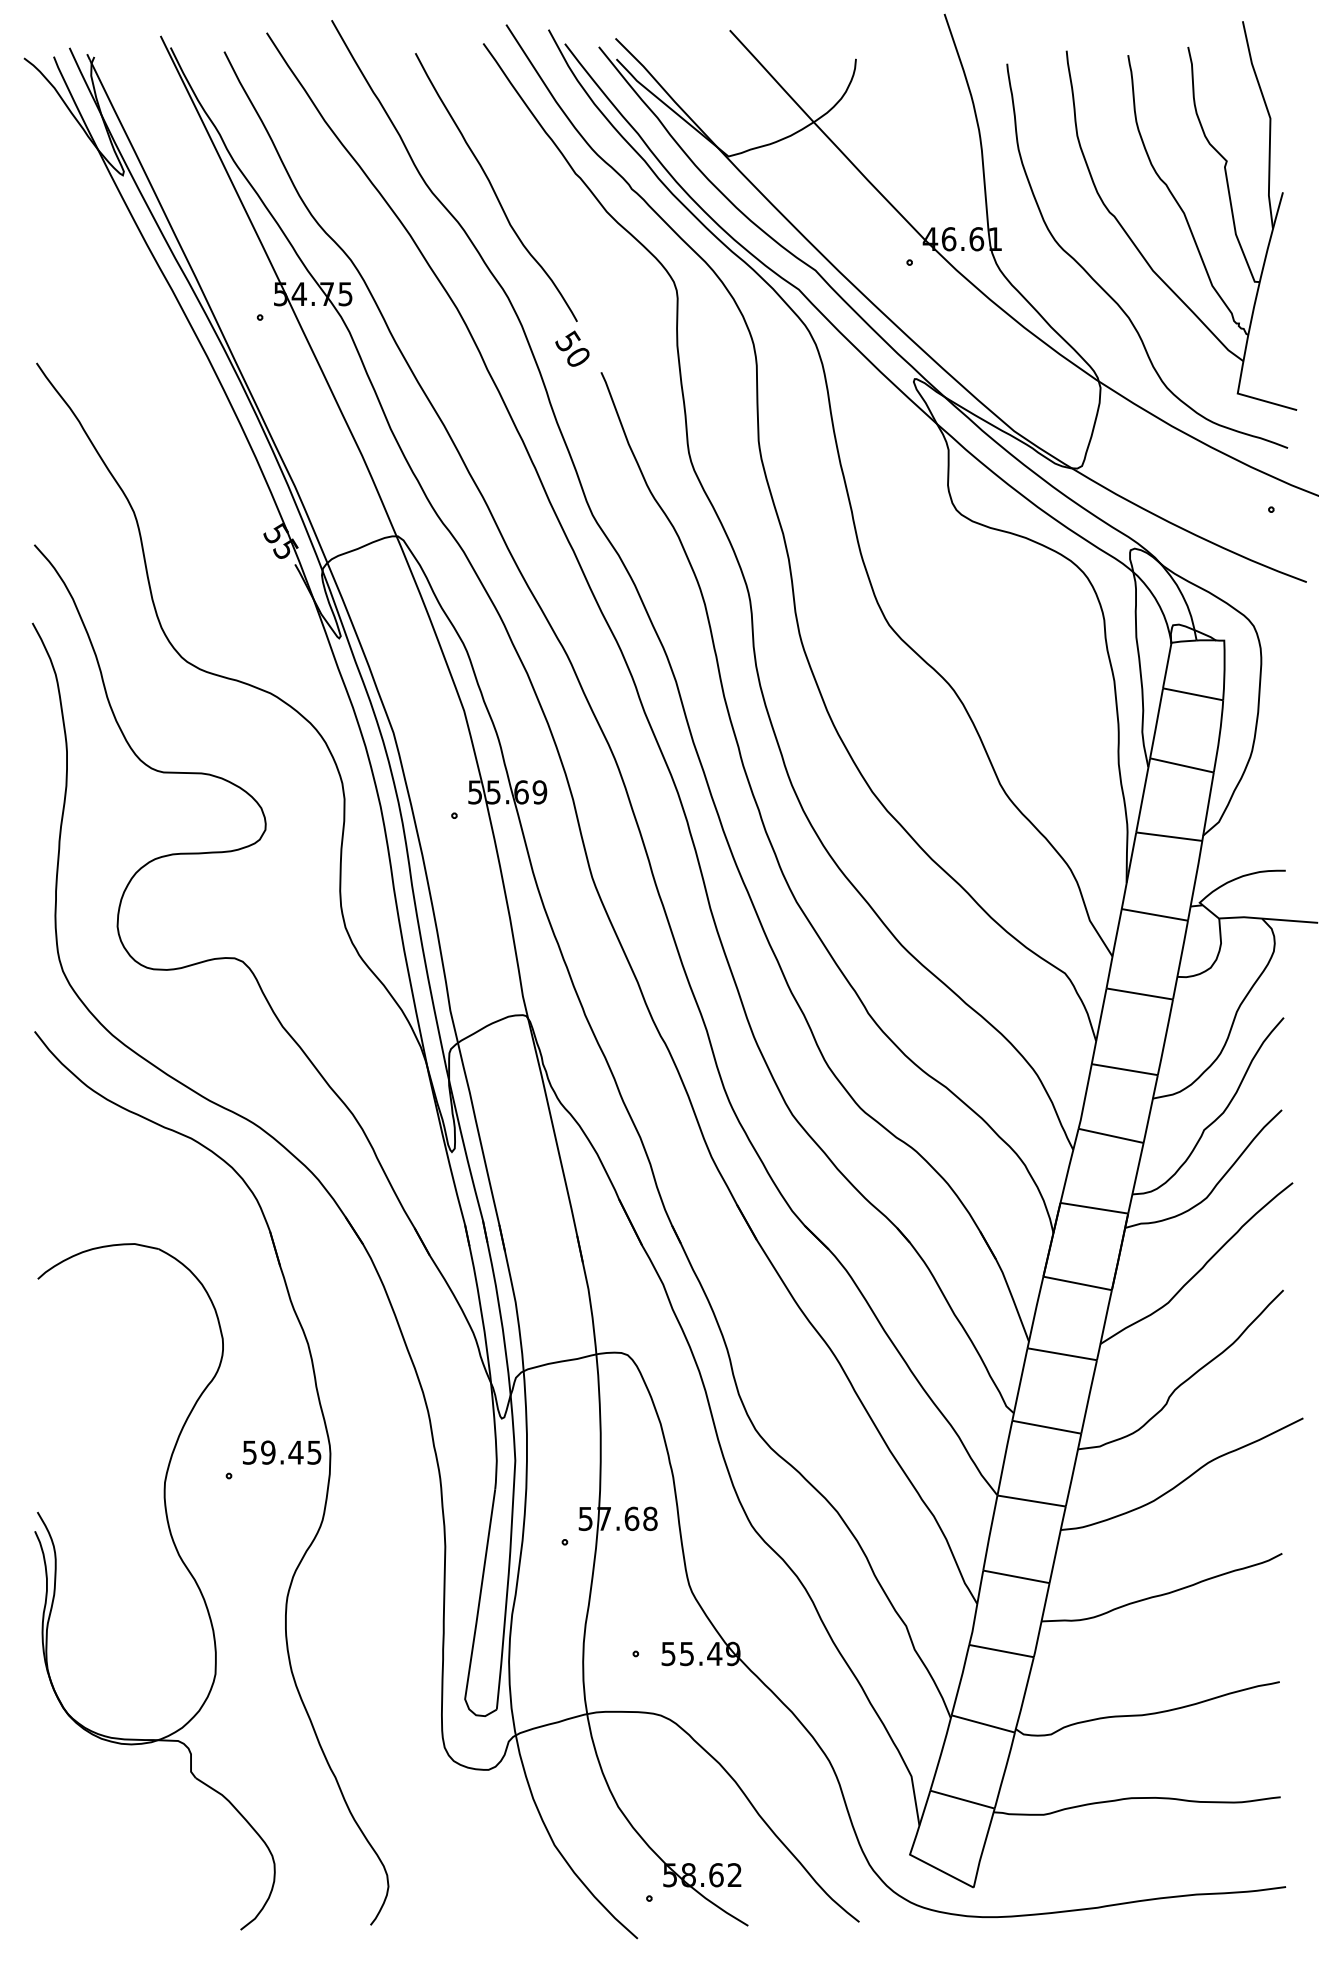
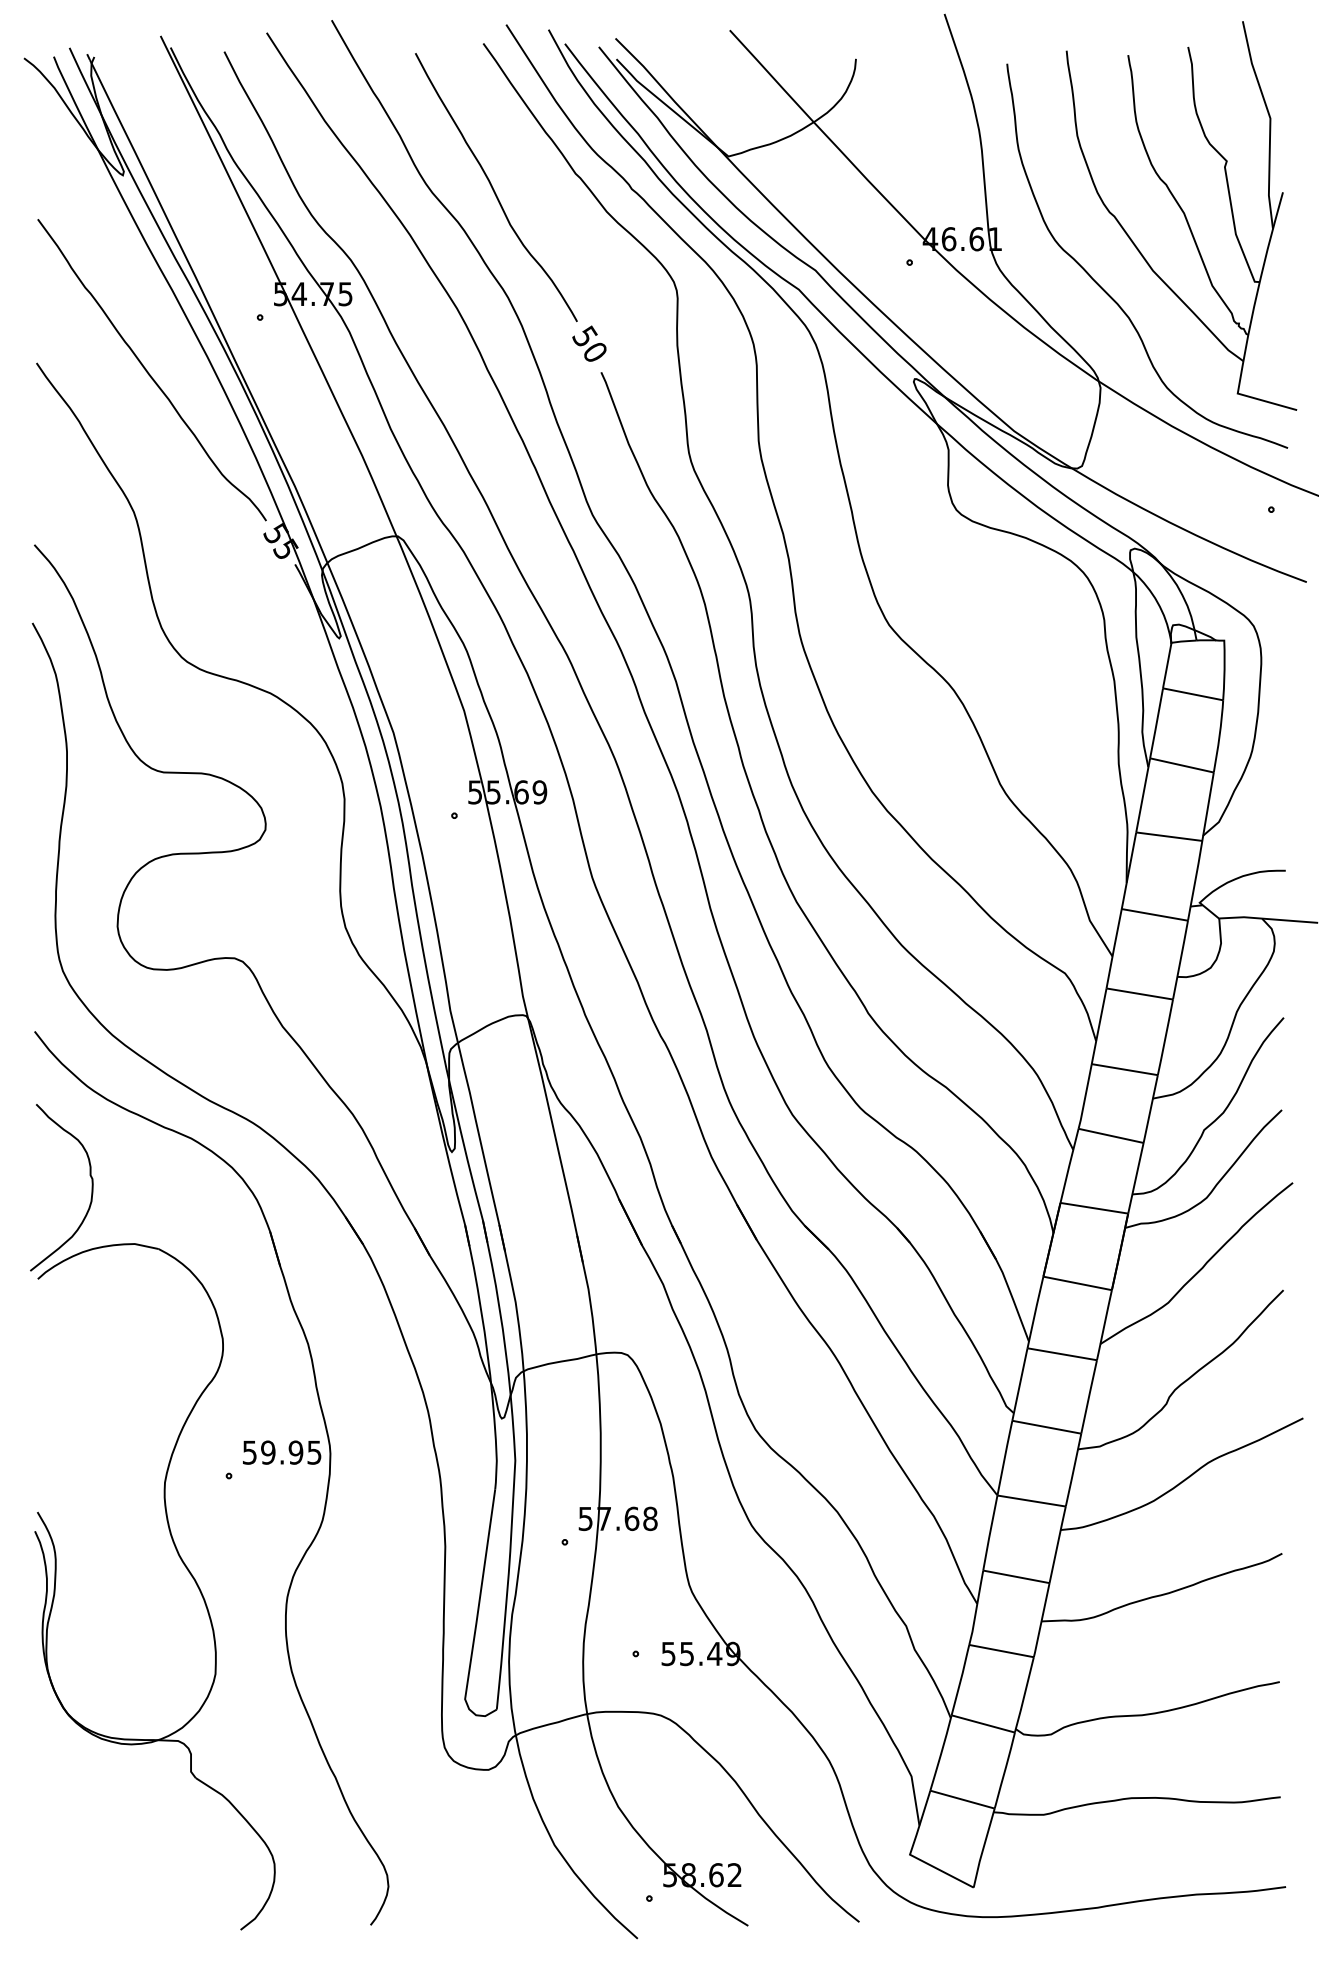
text position: (572, 348) -> (589, 343) (589, 343)
curve: none -> present (148, 371)
curve: none -> present (91, 1187)
text: 59.45 -> 59.95 (295, 1452)
